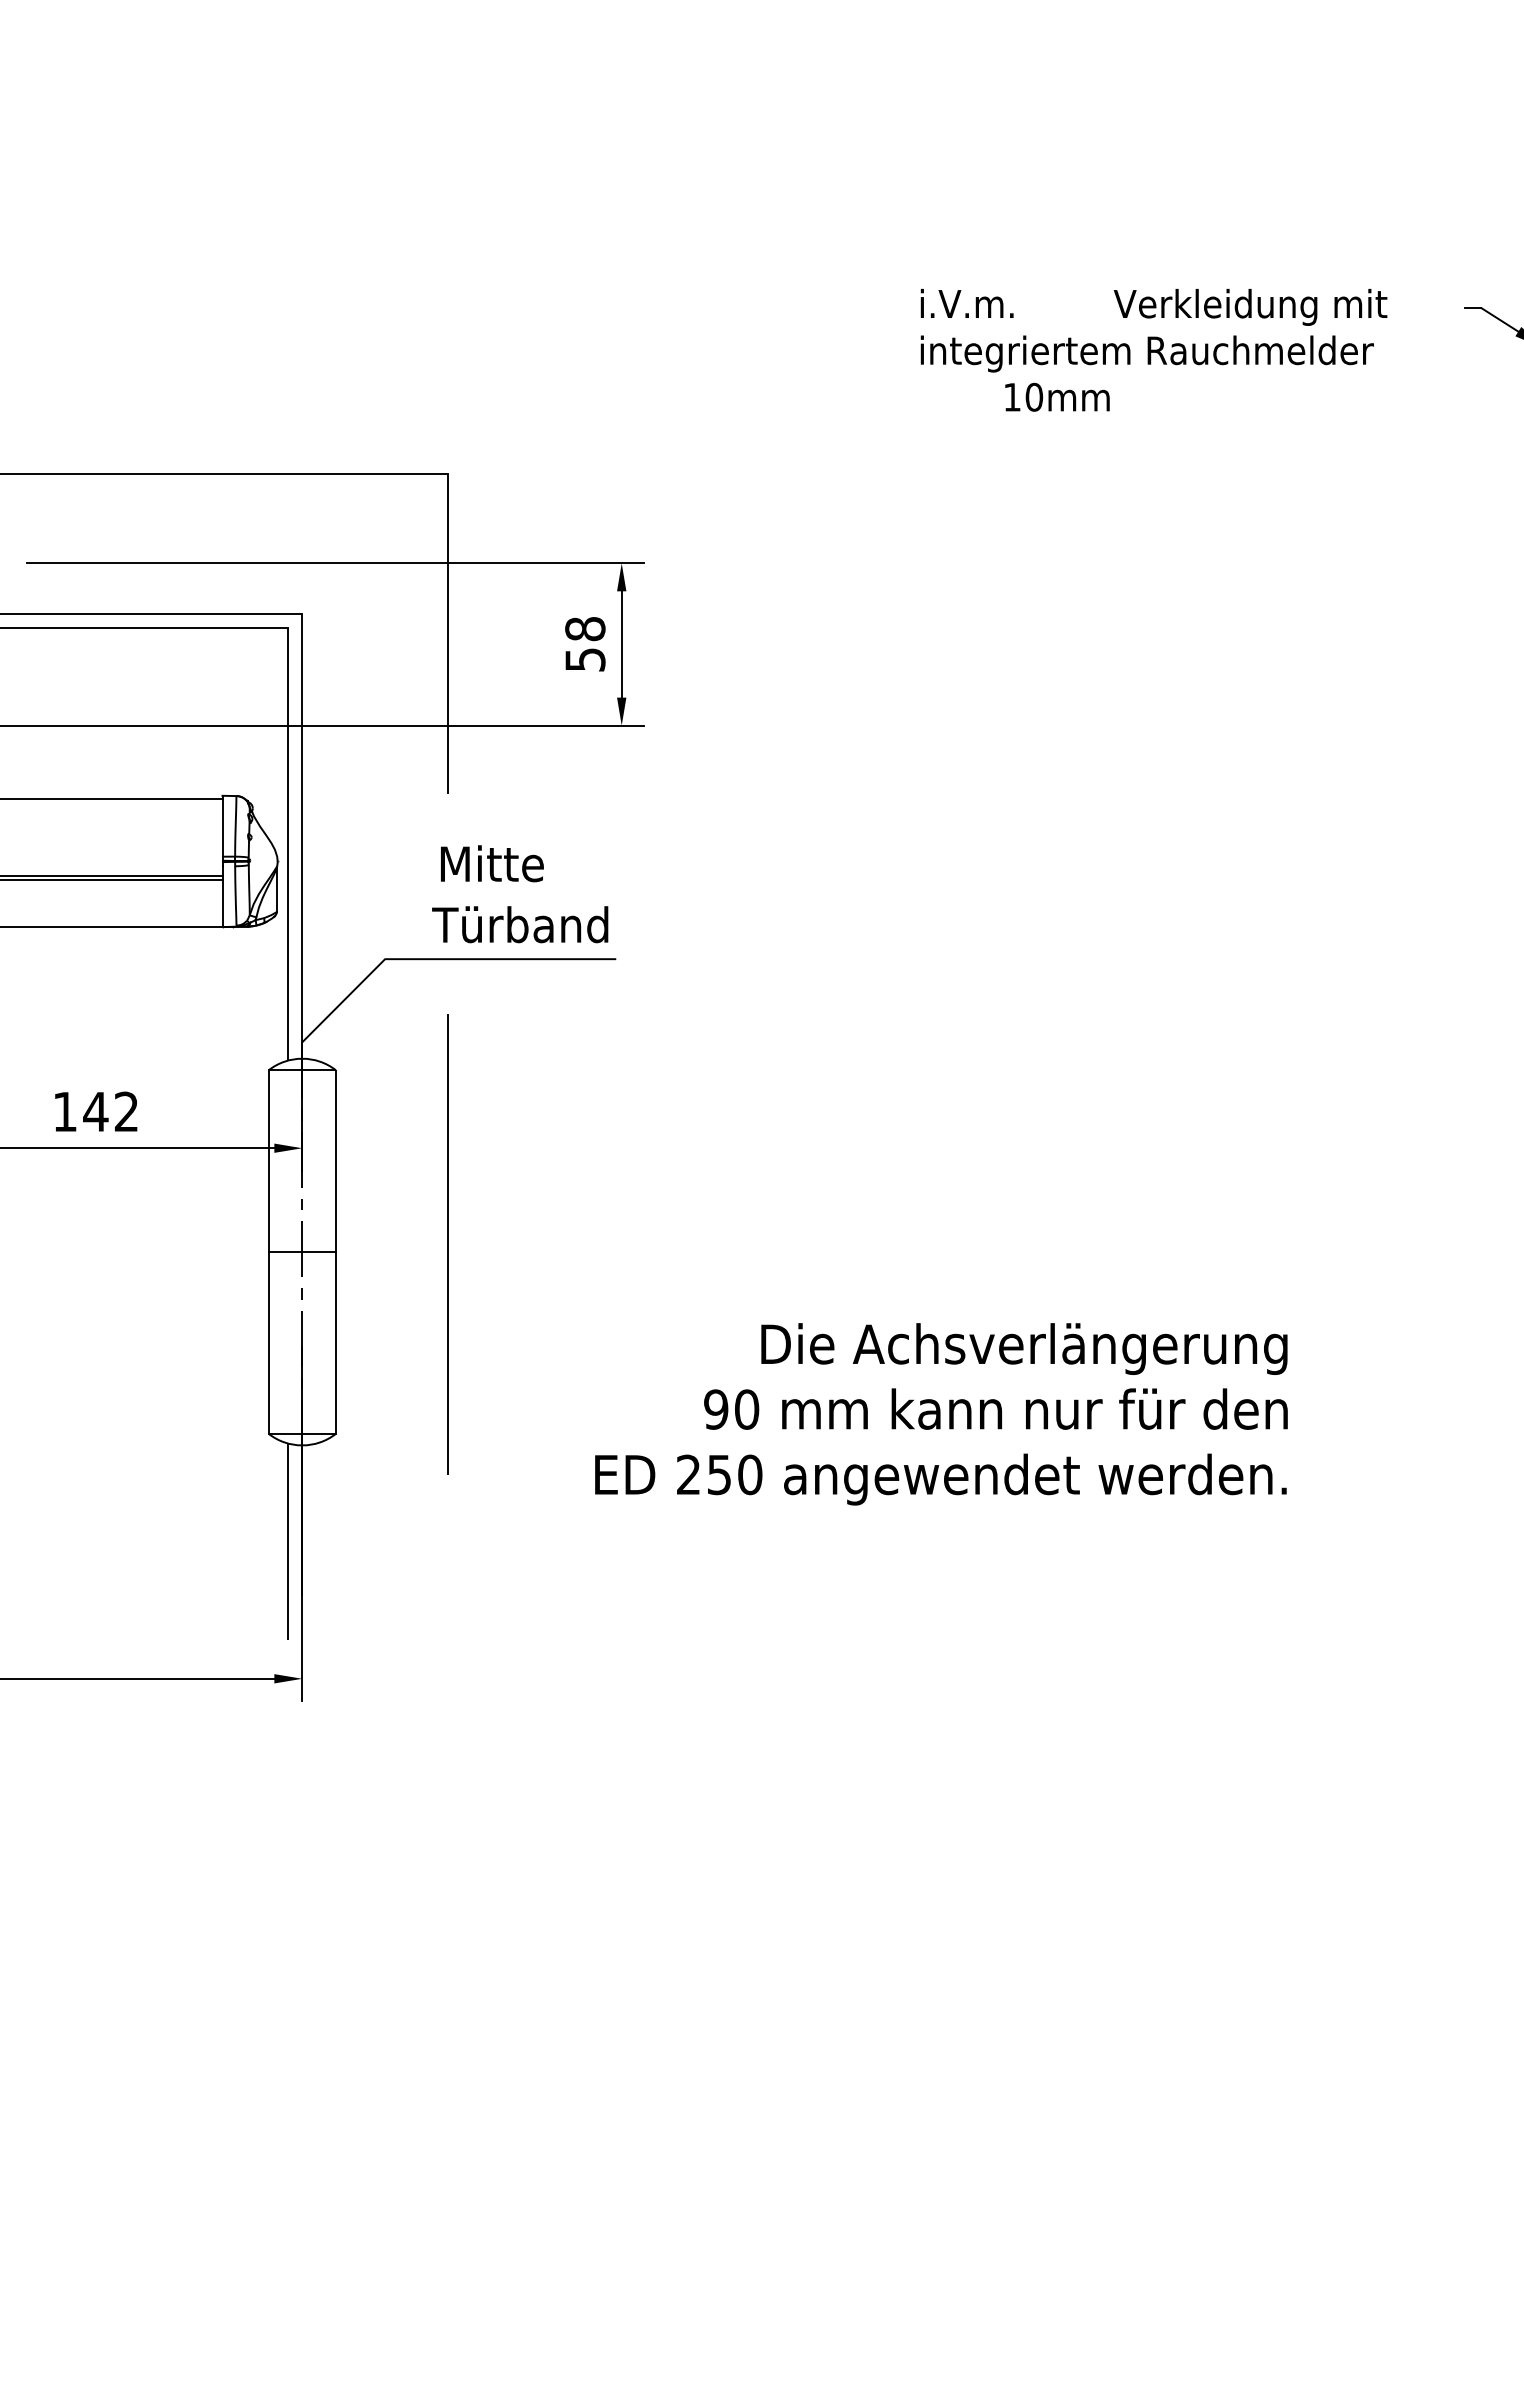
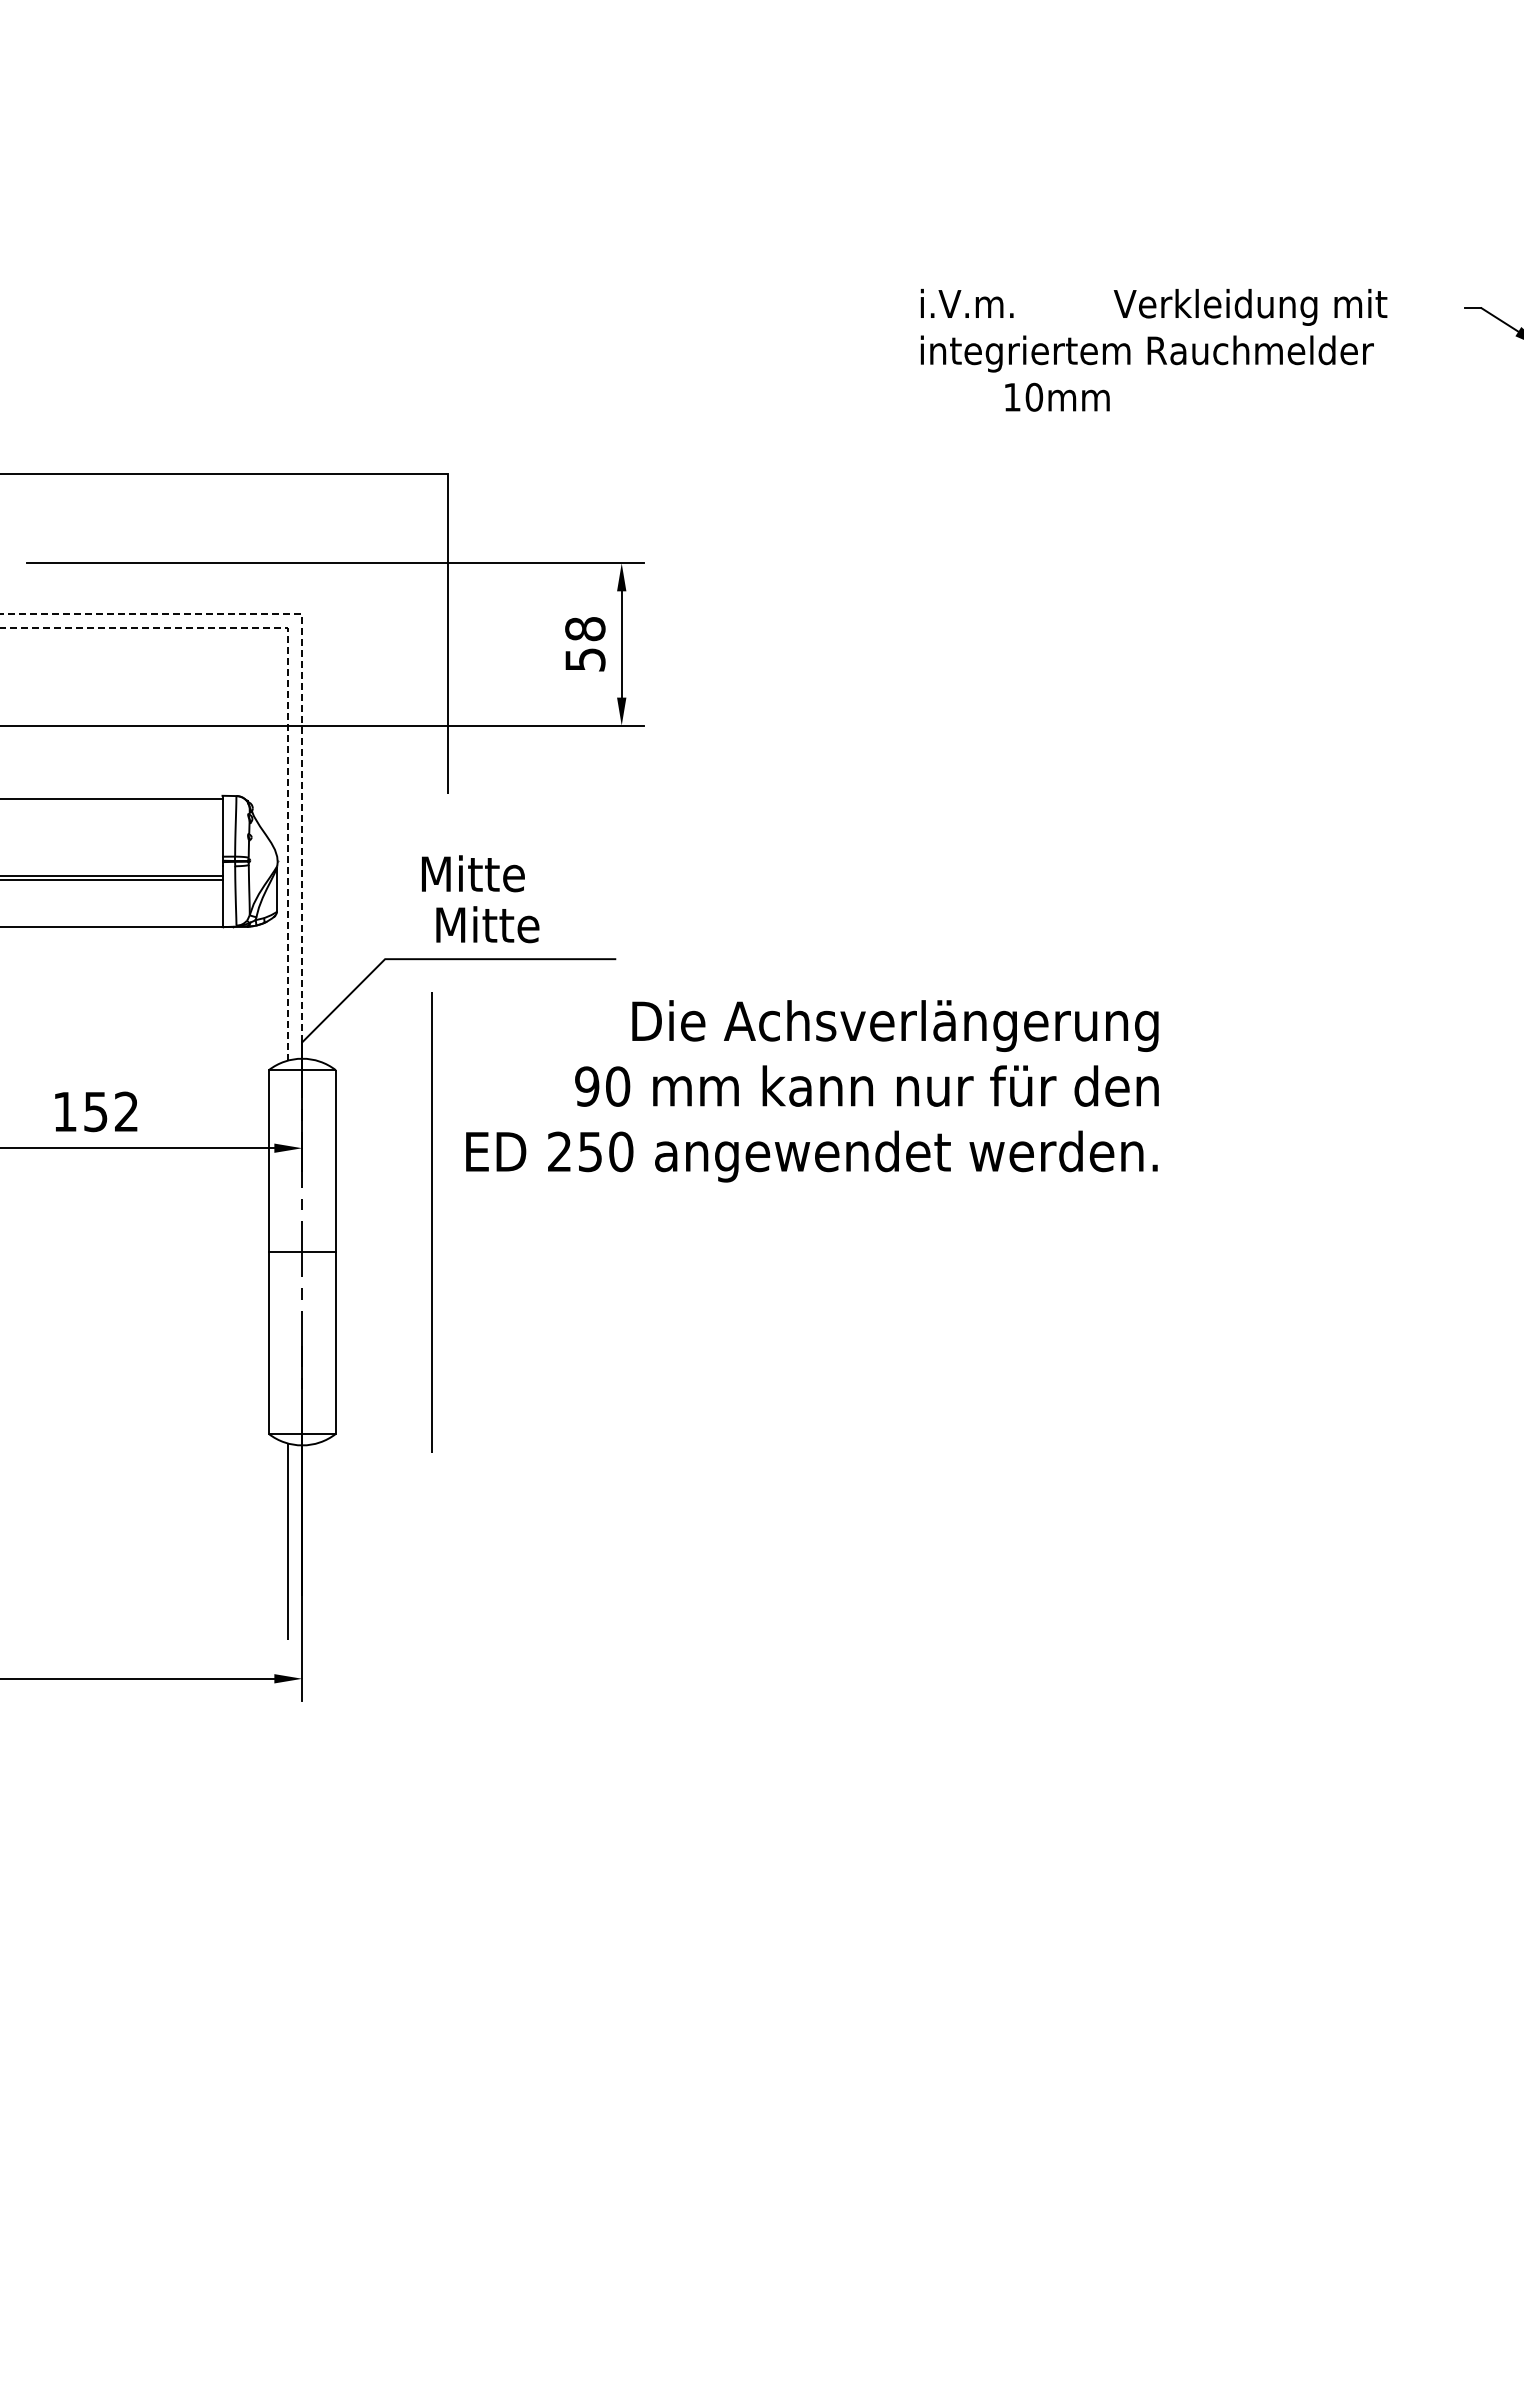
line: solid -> dashed (302, 676)
line: solid -> dashed (288, 700)
text position: (492, 863) -> (473, 873) (473, 873)
text: Türband -> Mitte (520, 924)
text: 142 -> 152 (95, 1112)
line position: (447, 1244) -> (431, 1222) (431, 1222)
text position: (941, 1414) -> (812, 1091) (812, 1091)
